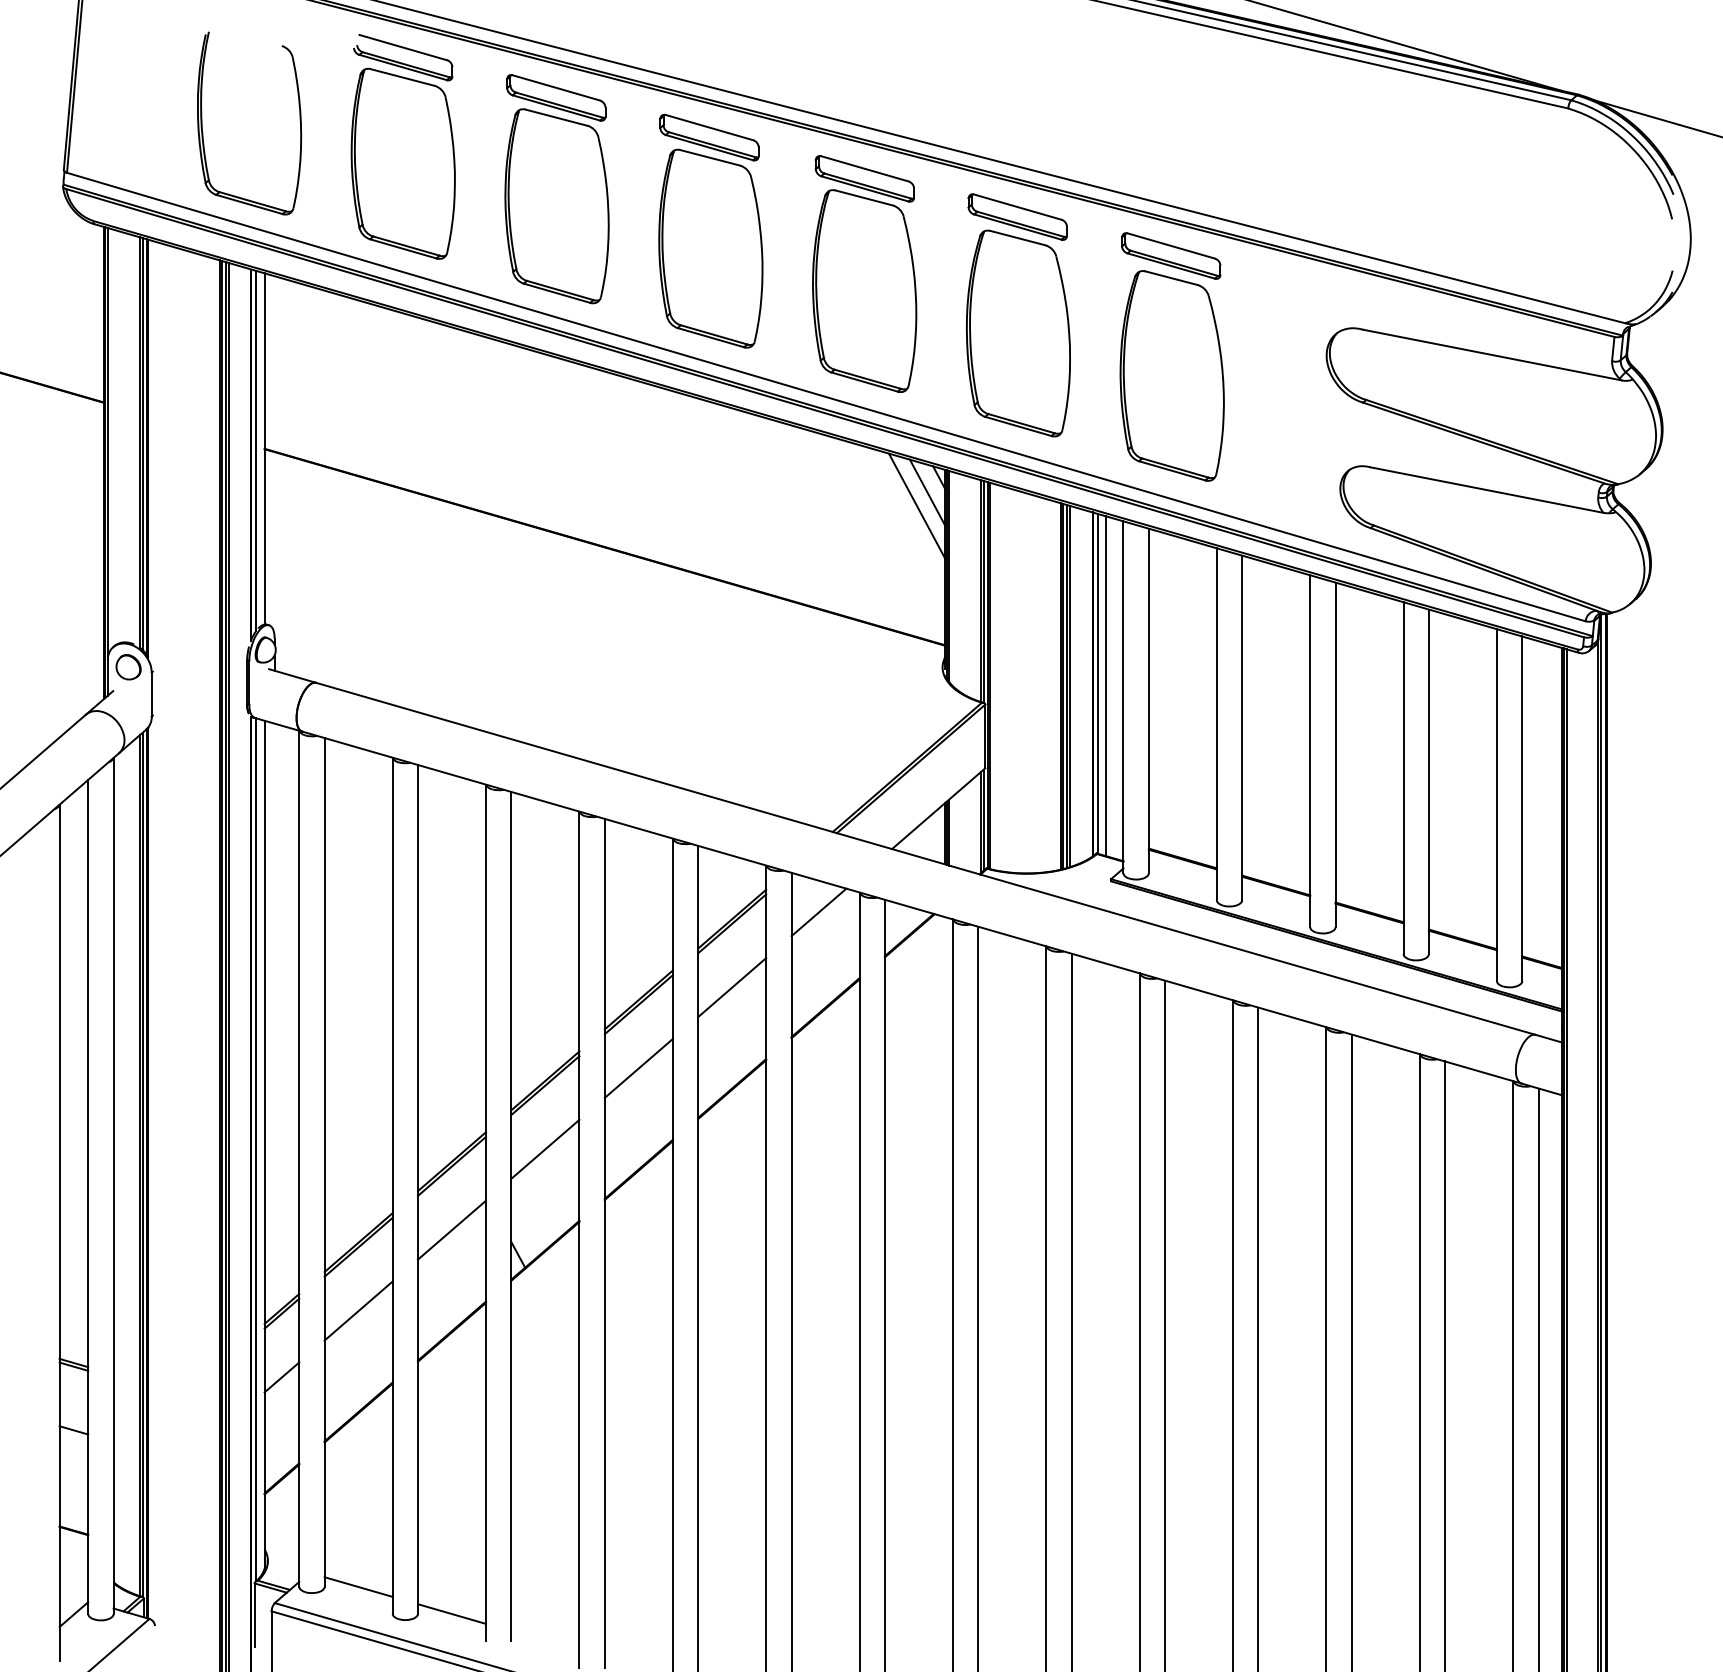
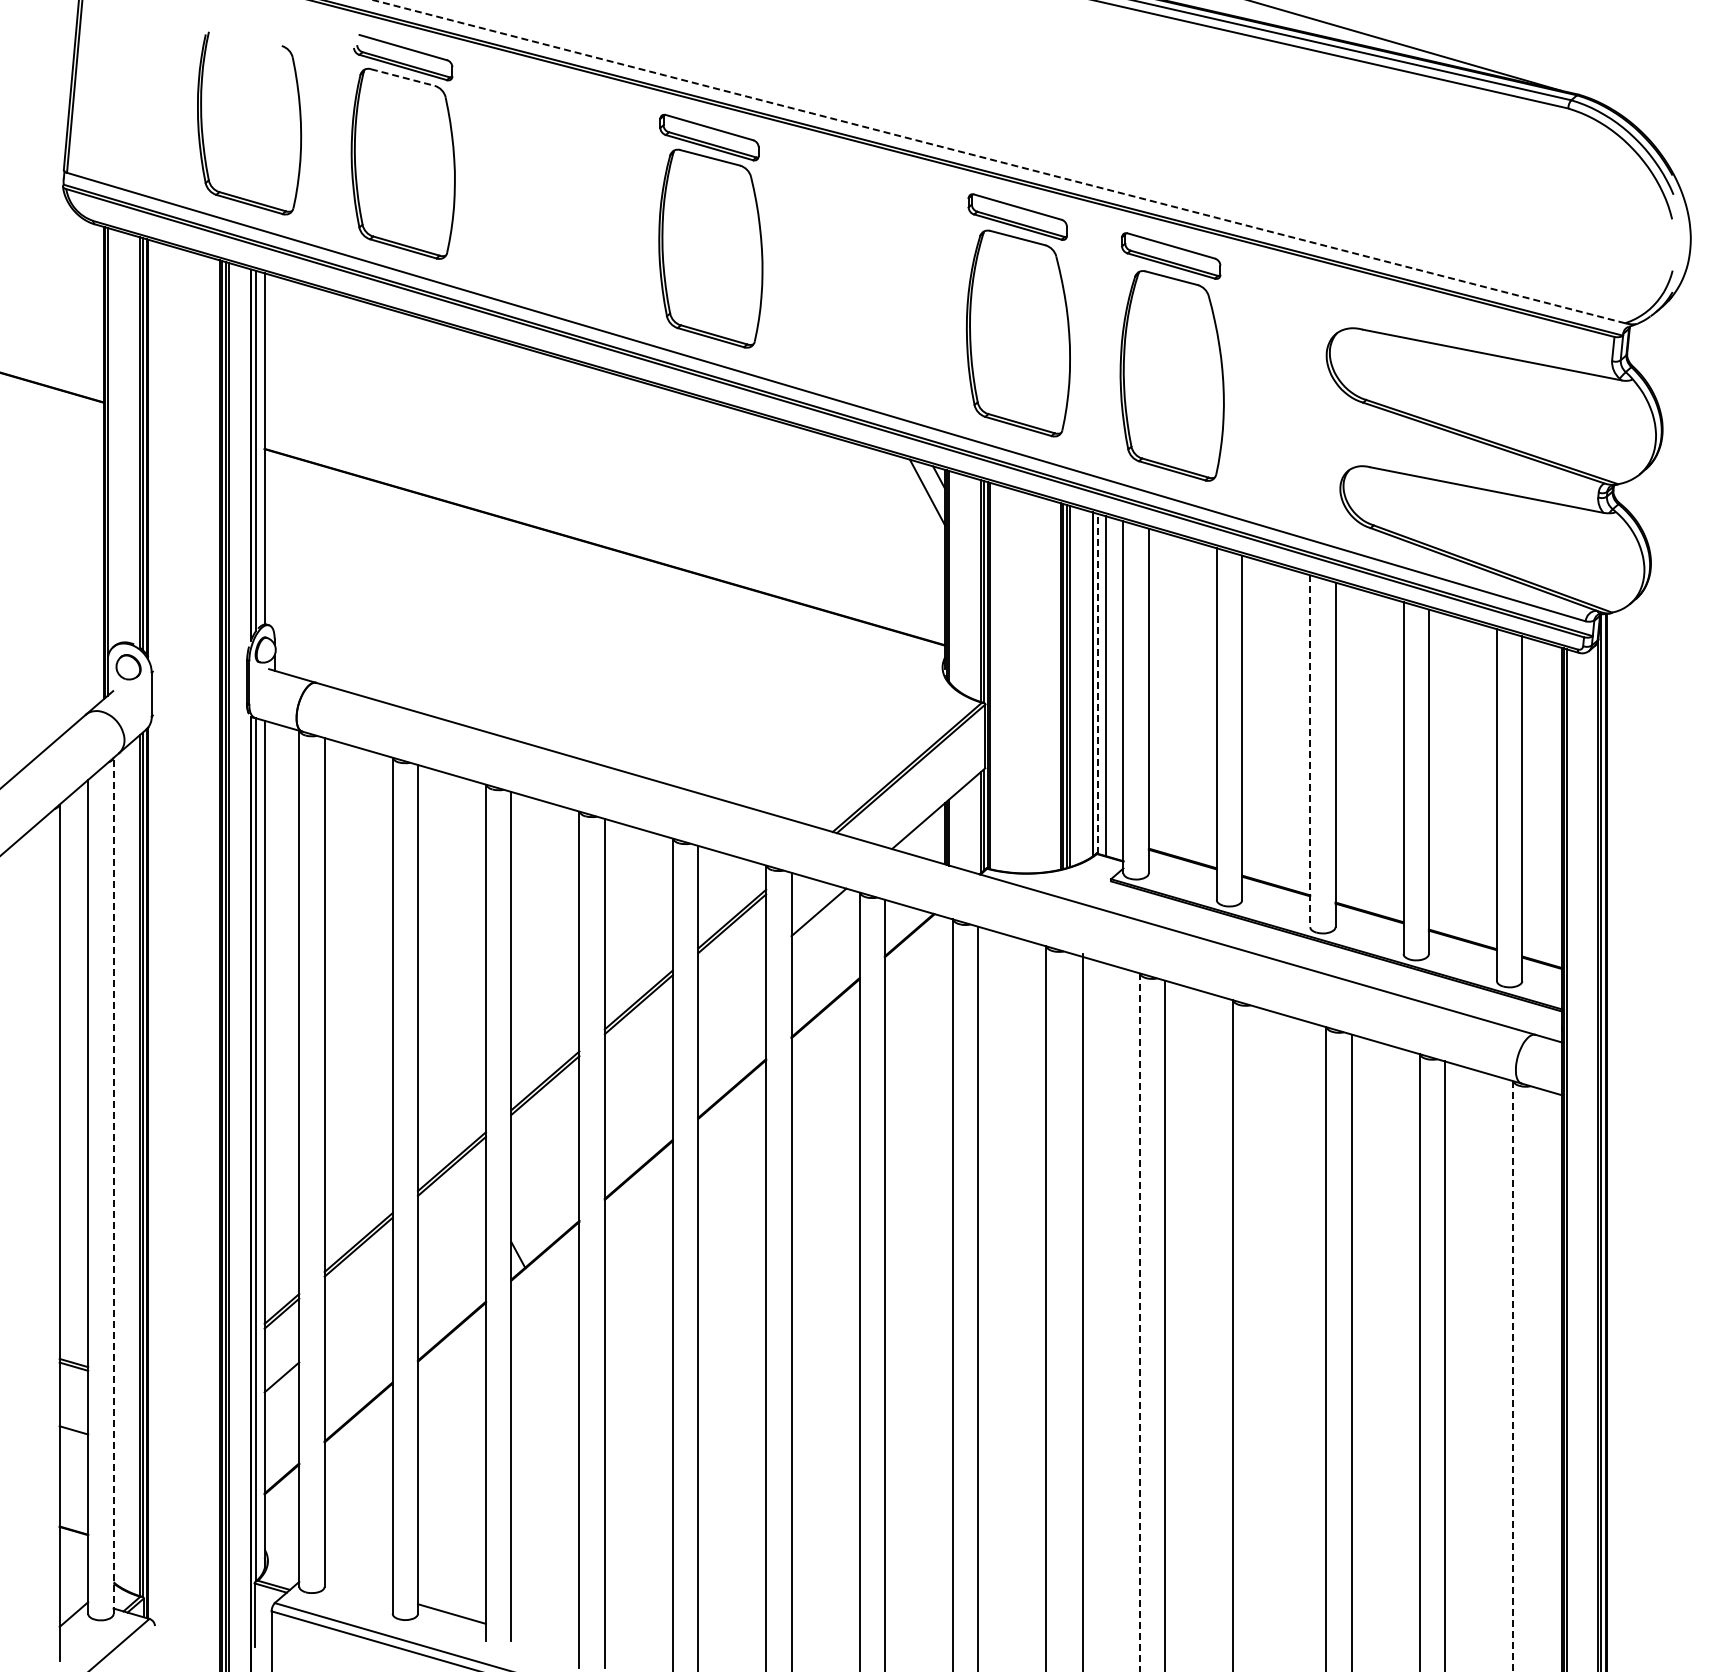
line: solid -> dashed (402, 77)
line: present -> none (1656, 118)
line: solid -> dashed (999, 161)
part: present -> none (556, 189)
part: present -> none (864, 273)
line: present -> none (916, 505)
line: solid -> dashed (1097, 683)
line: solid -> dashed (1310, 751)
line: present -> none (732, 987)
line: present -> none (638, 1068)
line: present -> none (545, 1148)
line: solid -> dashed (113, 1185)
line: present -> none (451, 1229)
line: present -> none (358, 1310)
line position: (1071, 1310) -> (1082, 1310) (1082, 1310)
line: solid -> dashed (1139, 1322)
line: present -> none (1258, 1337)
line: solid -> dashed (1513, 1376)
line: present -> none (1538, 1378)
line: present -> none (358, 1586)
